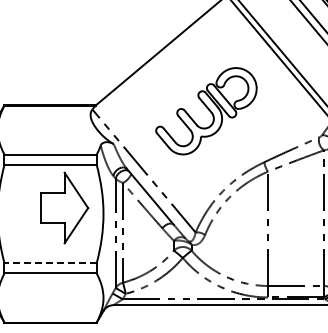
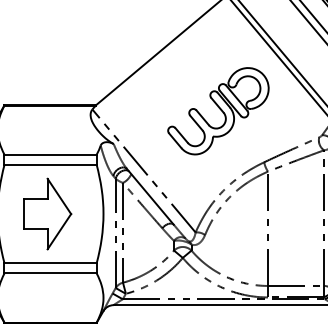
part position: (206, 111) -> (218, 111) (218, 111)
part position: (64, 207) -> (47, 213) (47, 213)
line: dashed -> solid (50, 263)
